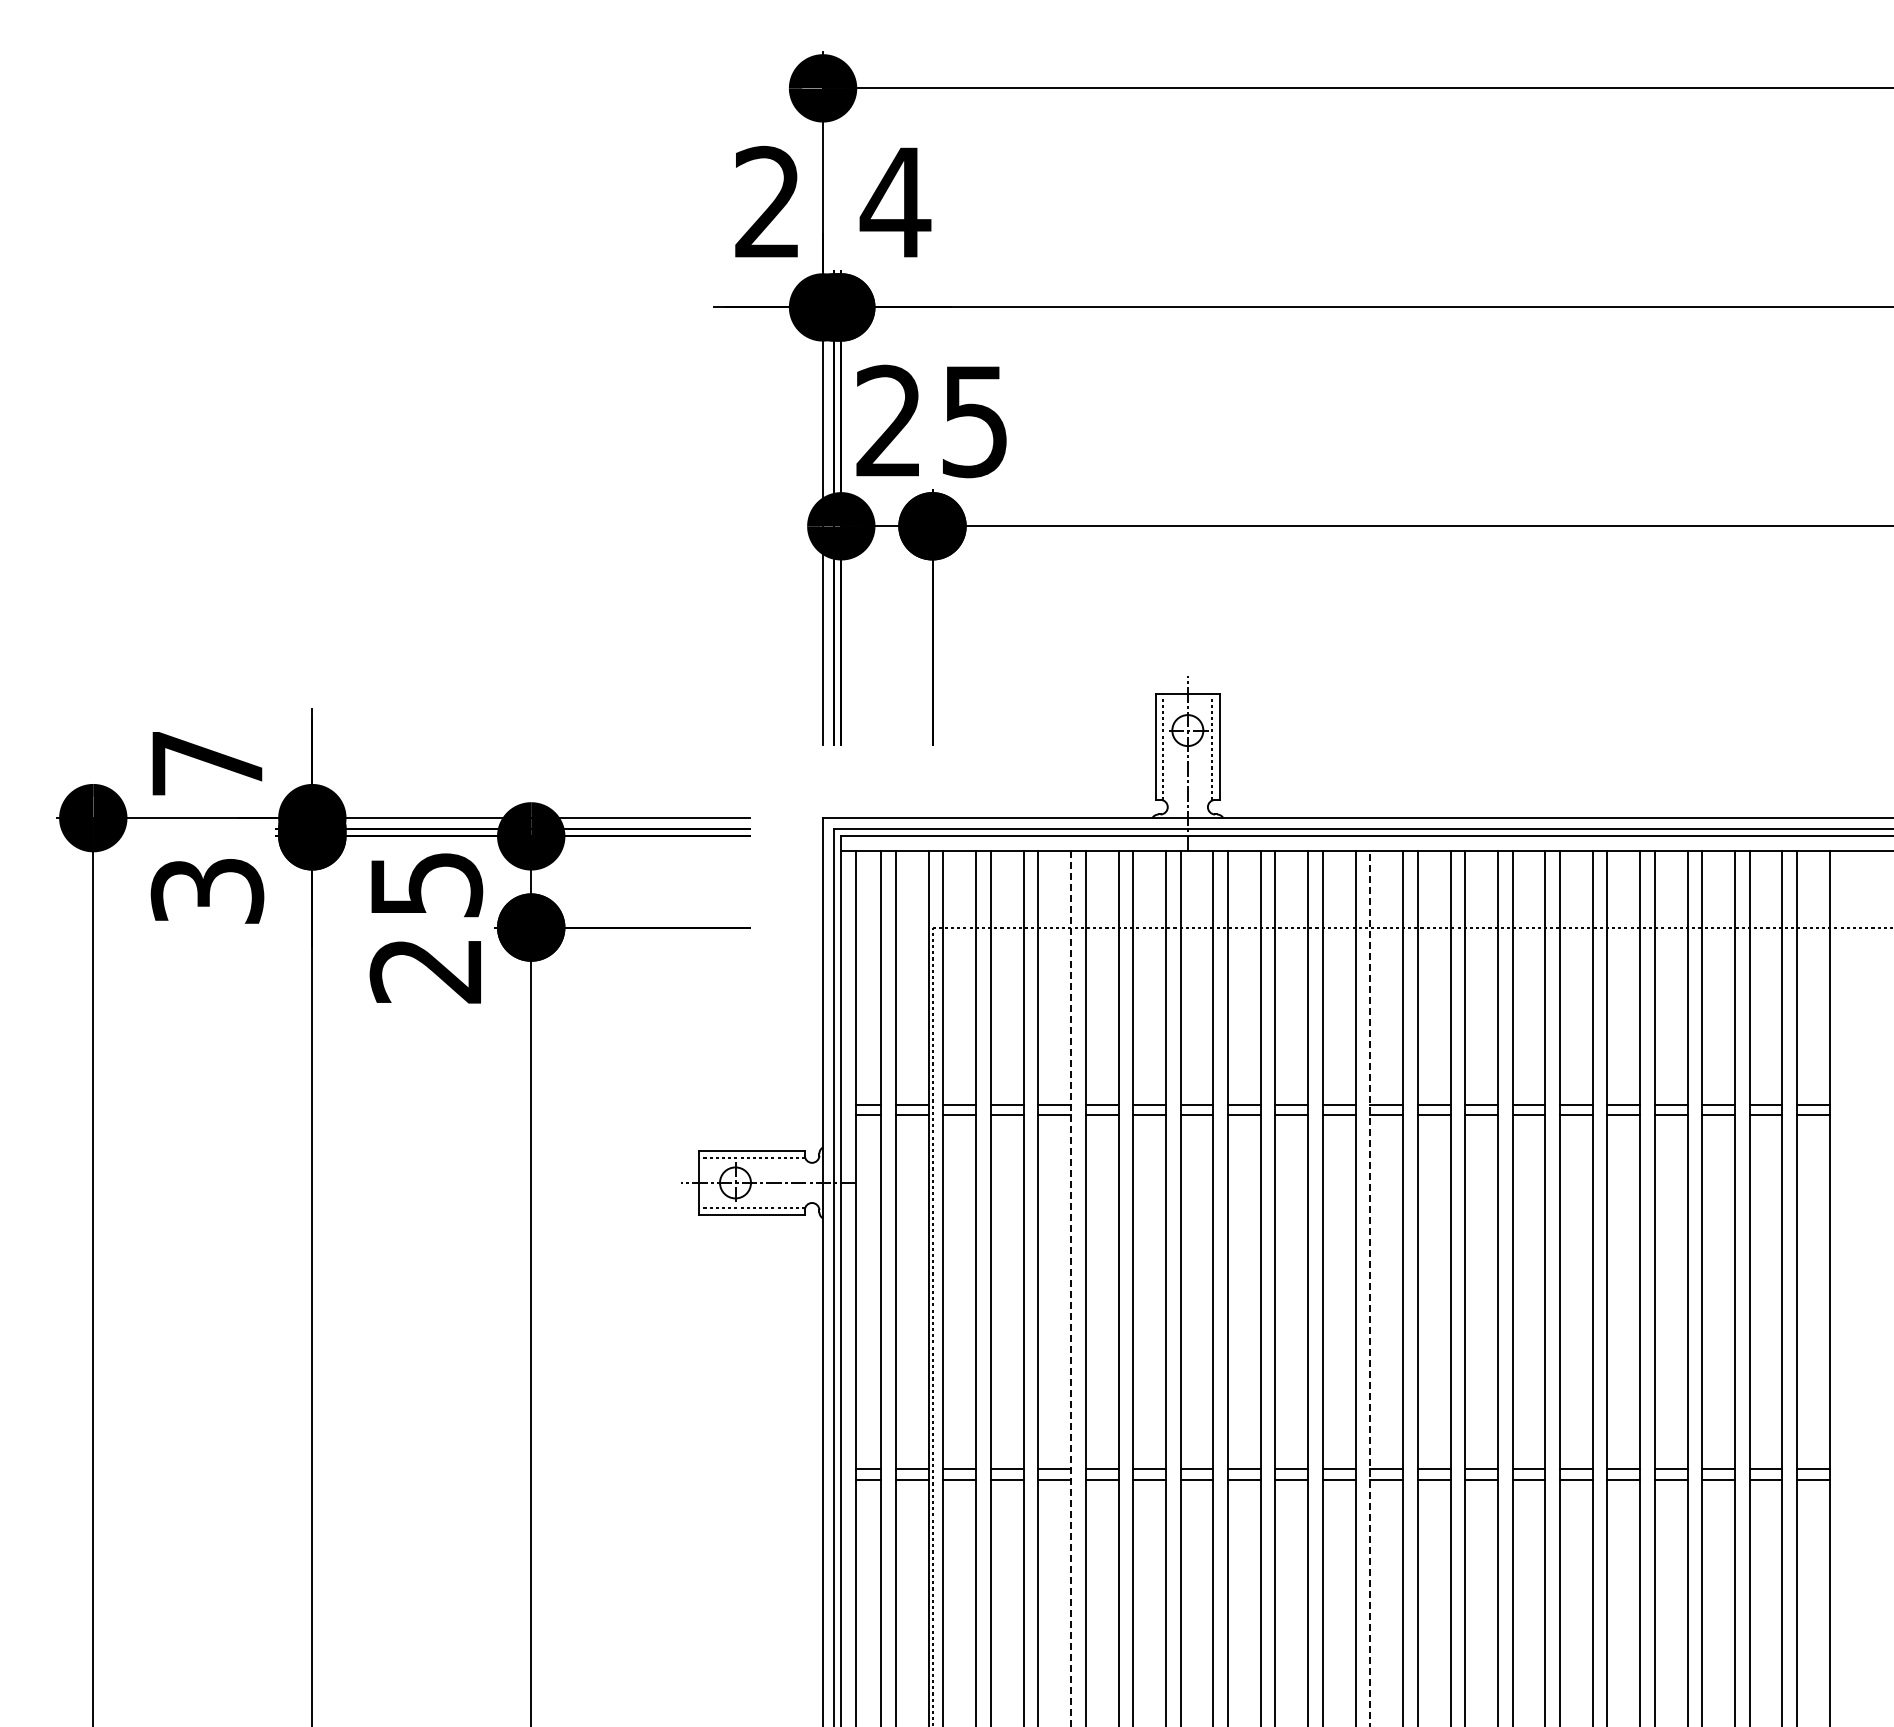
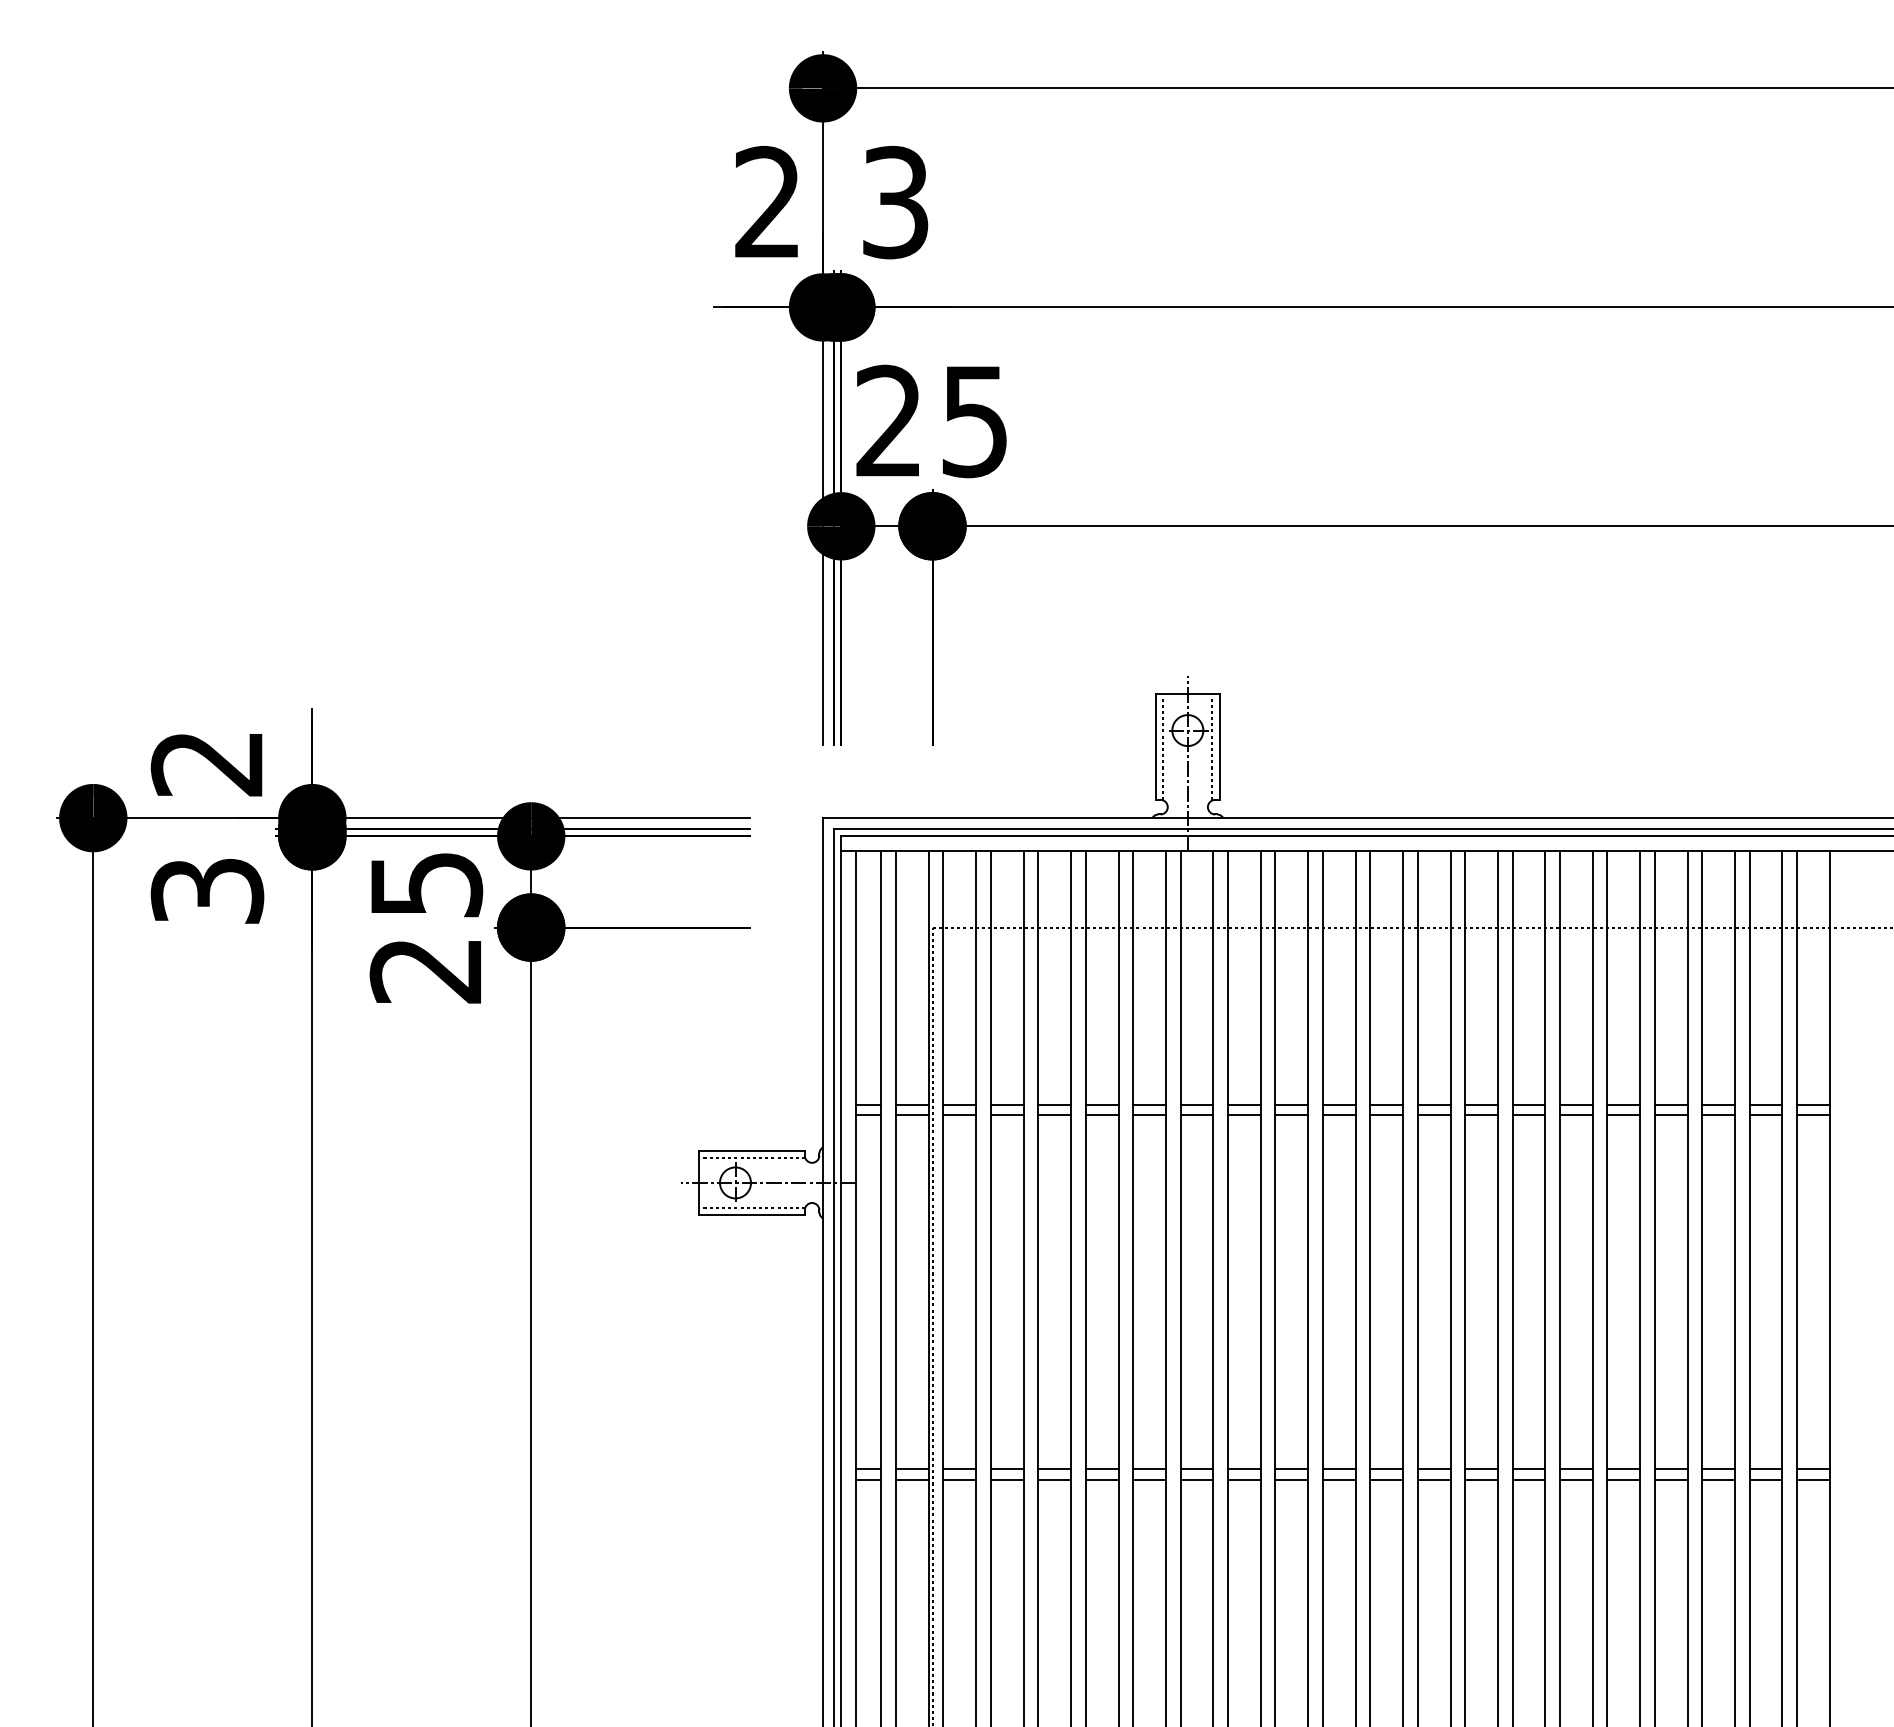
text: 4 -> 3 (895, 202)
text: 7 -> 2 (206, 764)
line: dashed -> solid (1071, 1288)
line: dashed -> solid (1370, 1288)
